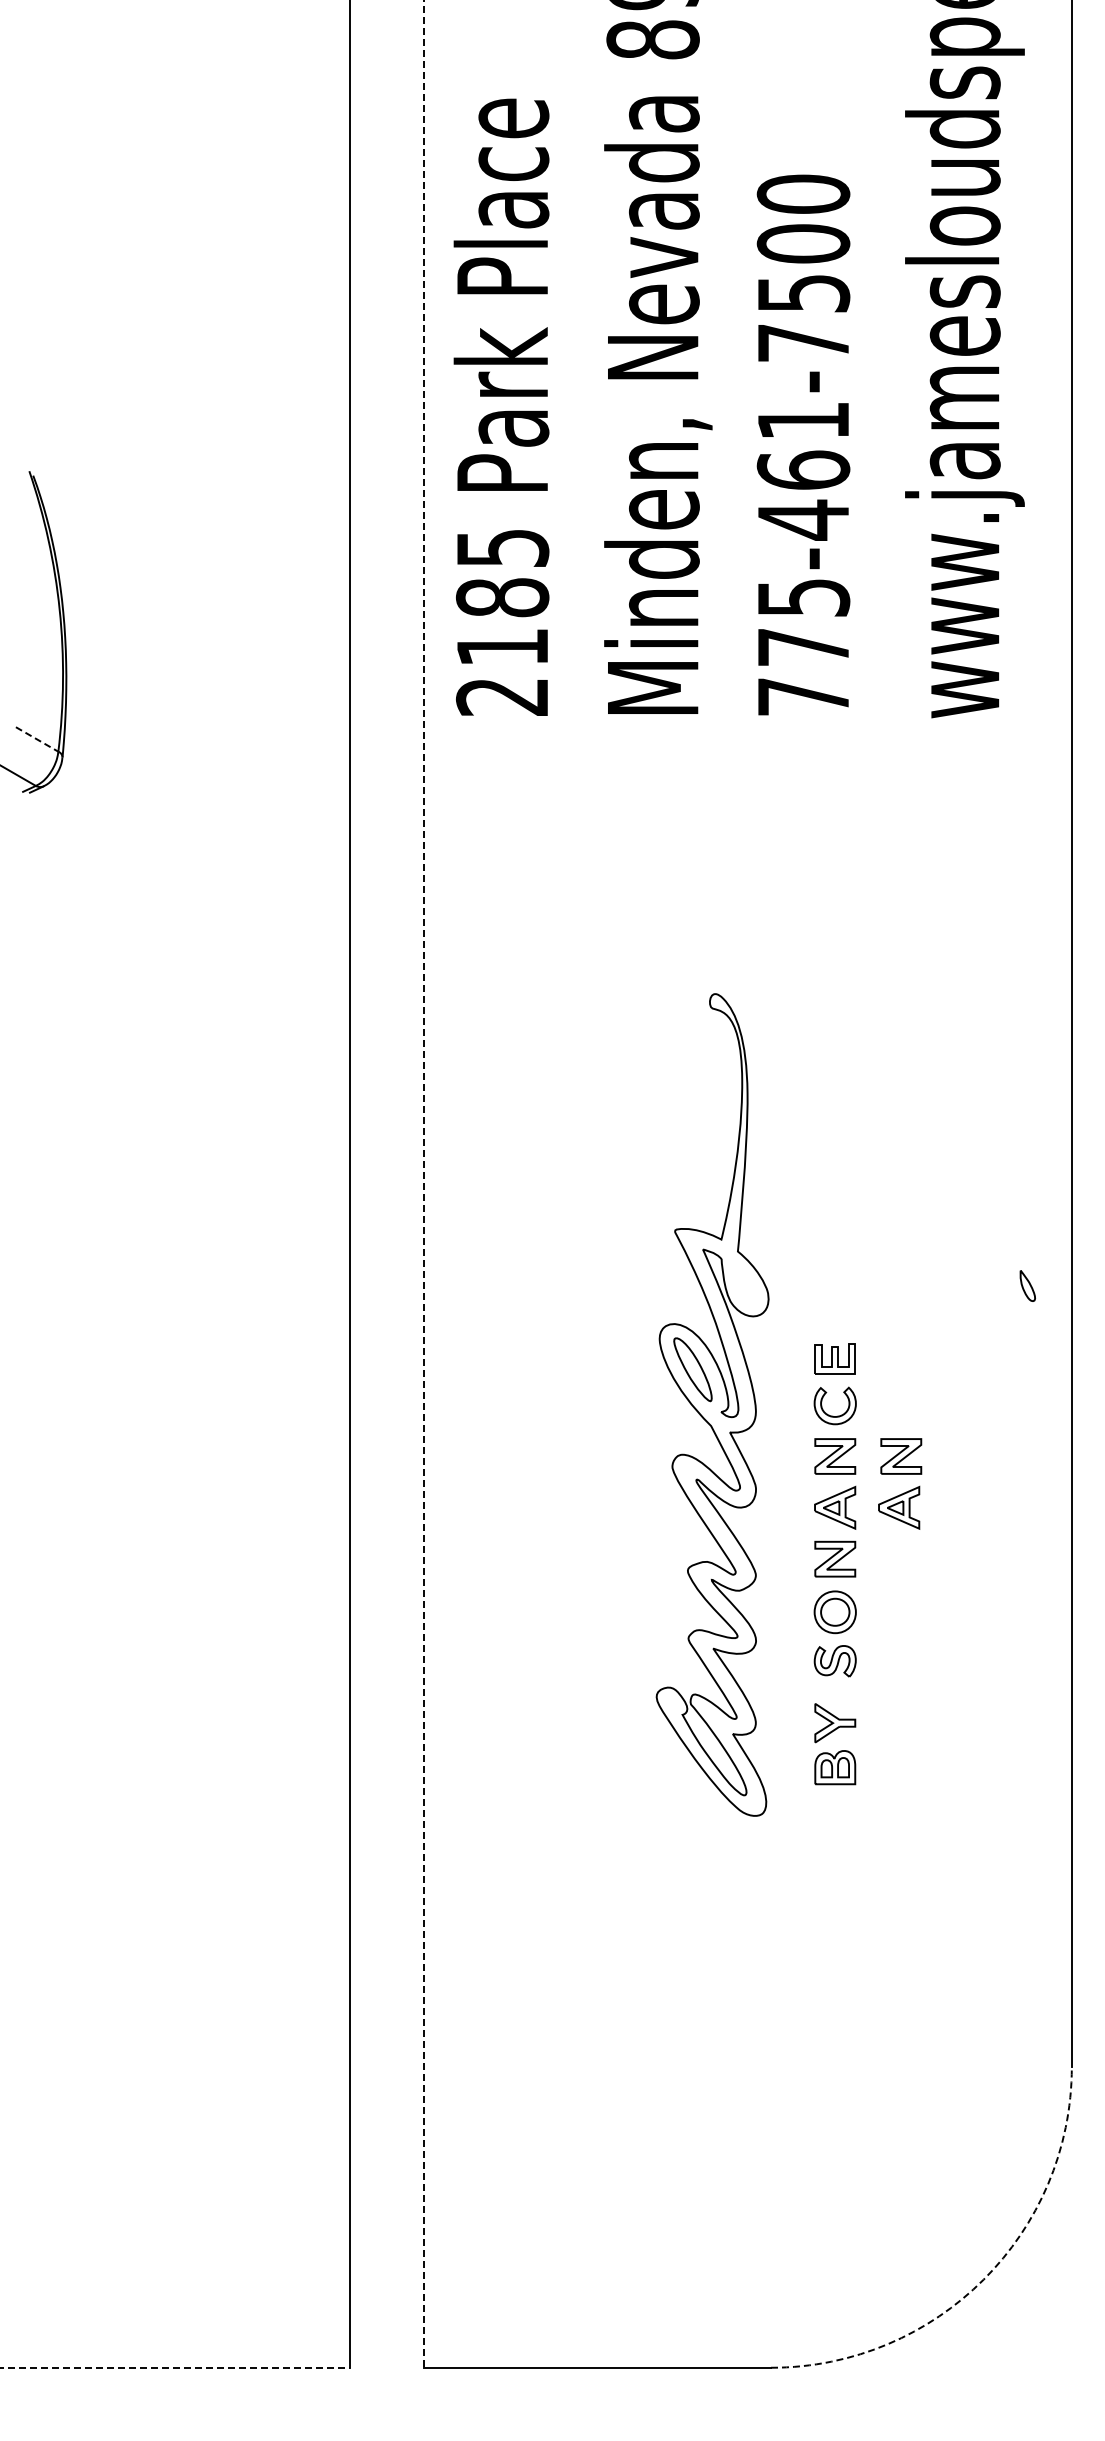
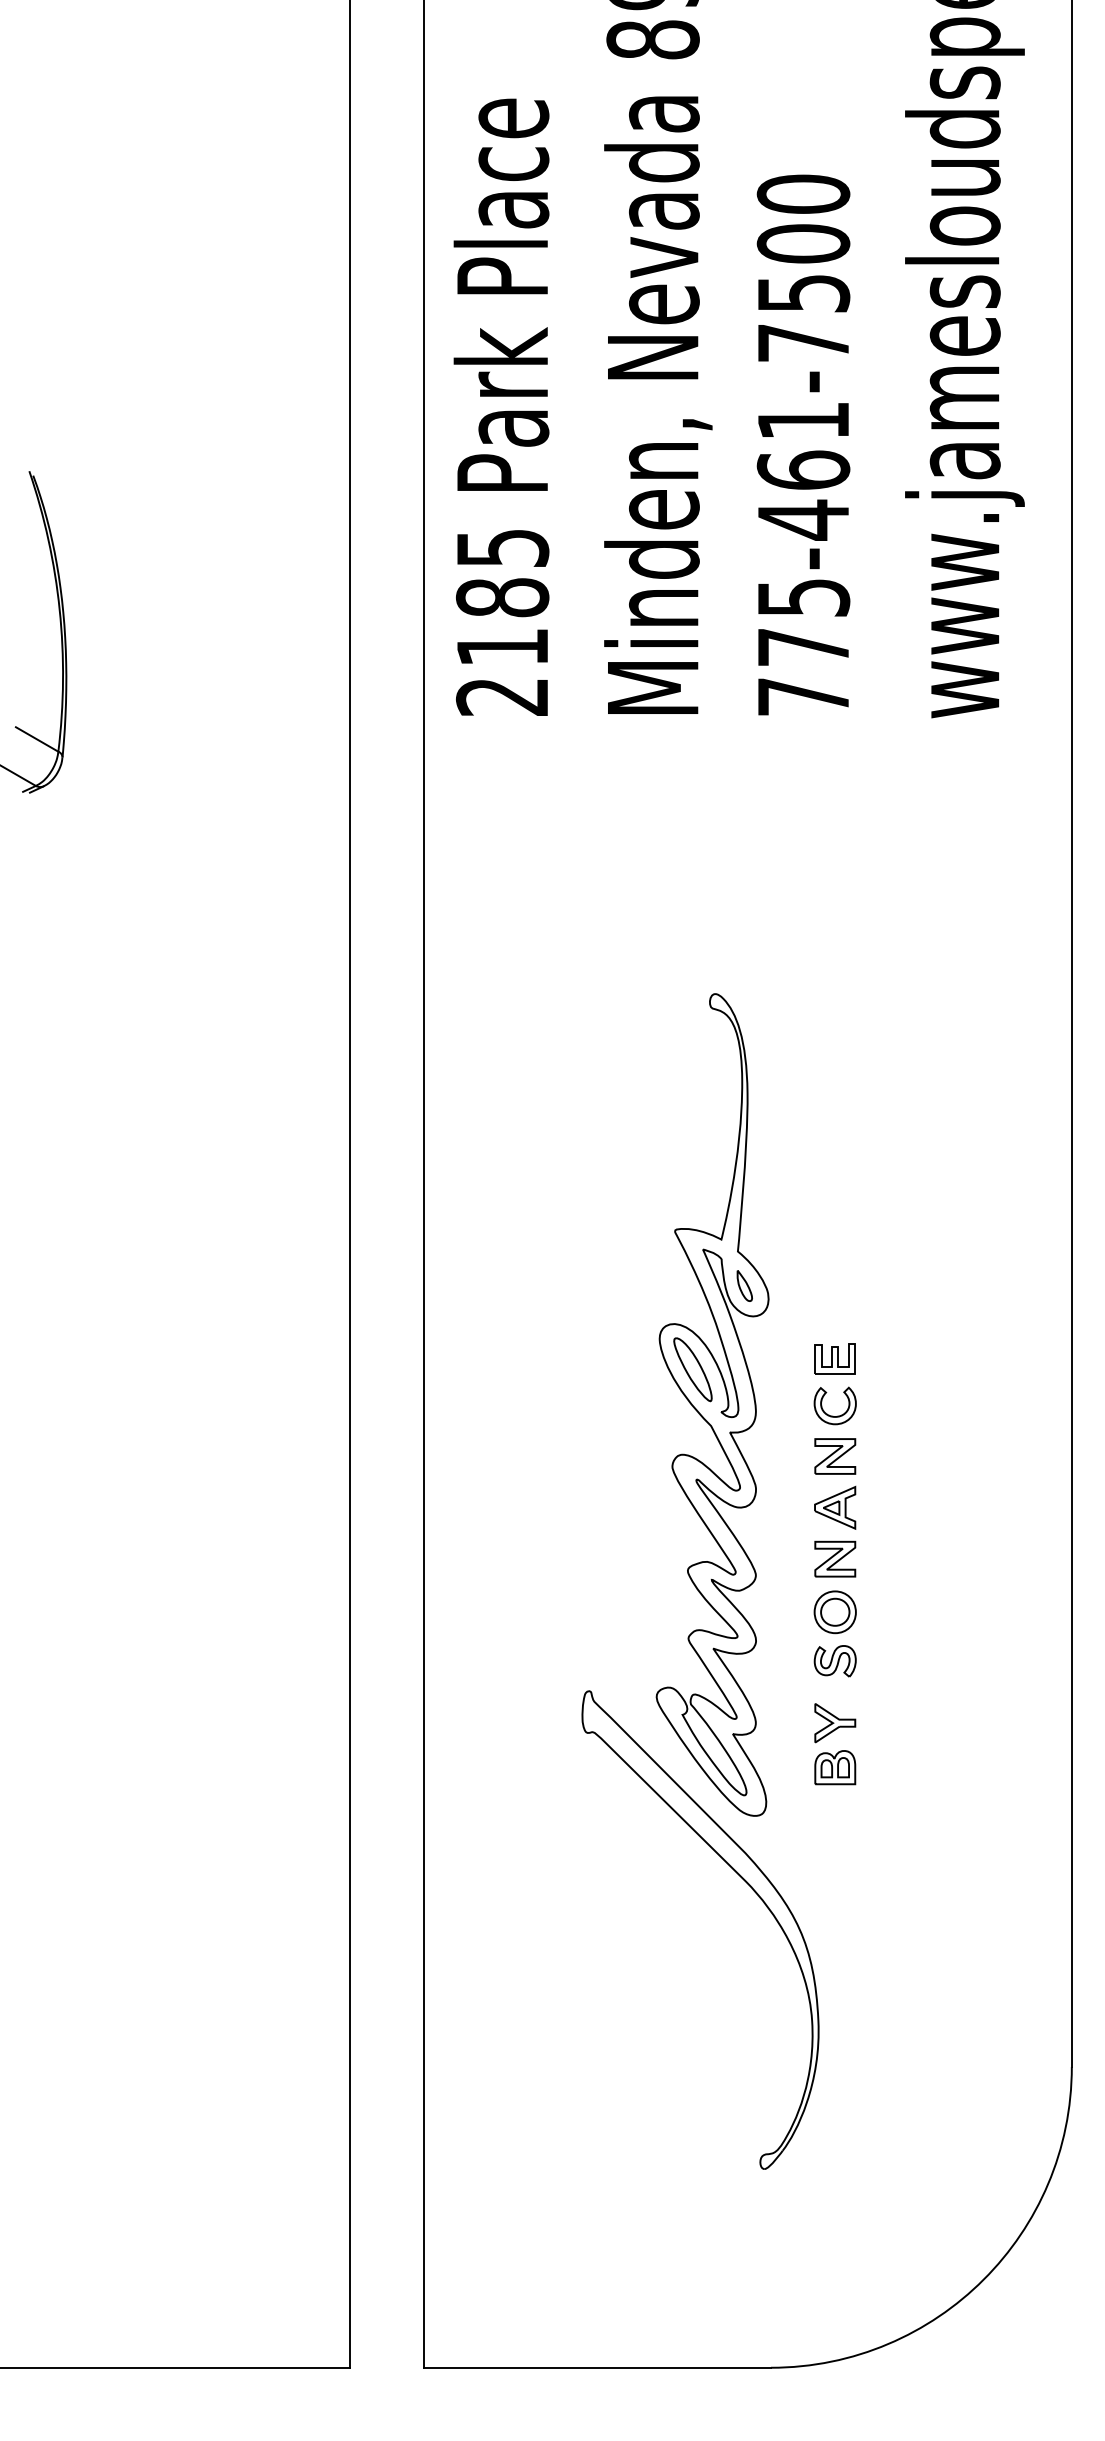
line: dashed -> solid (37, 739)
line: dashed -> solid (424, 1184)
part position: (1027, 1285) -> (744, 1285) (744, 1285)
part: present -> none (901, 1456)
part: present -> none (899, 1507)
part: none -> present (746, 1883)
arc: dashed -> solid (983, 2279)
line: dashed -> solid (175, 2367)
